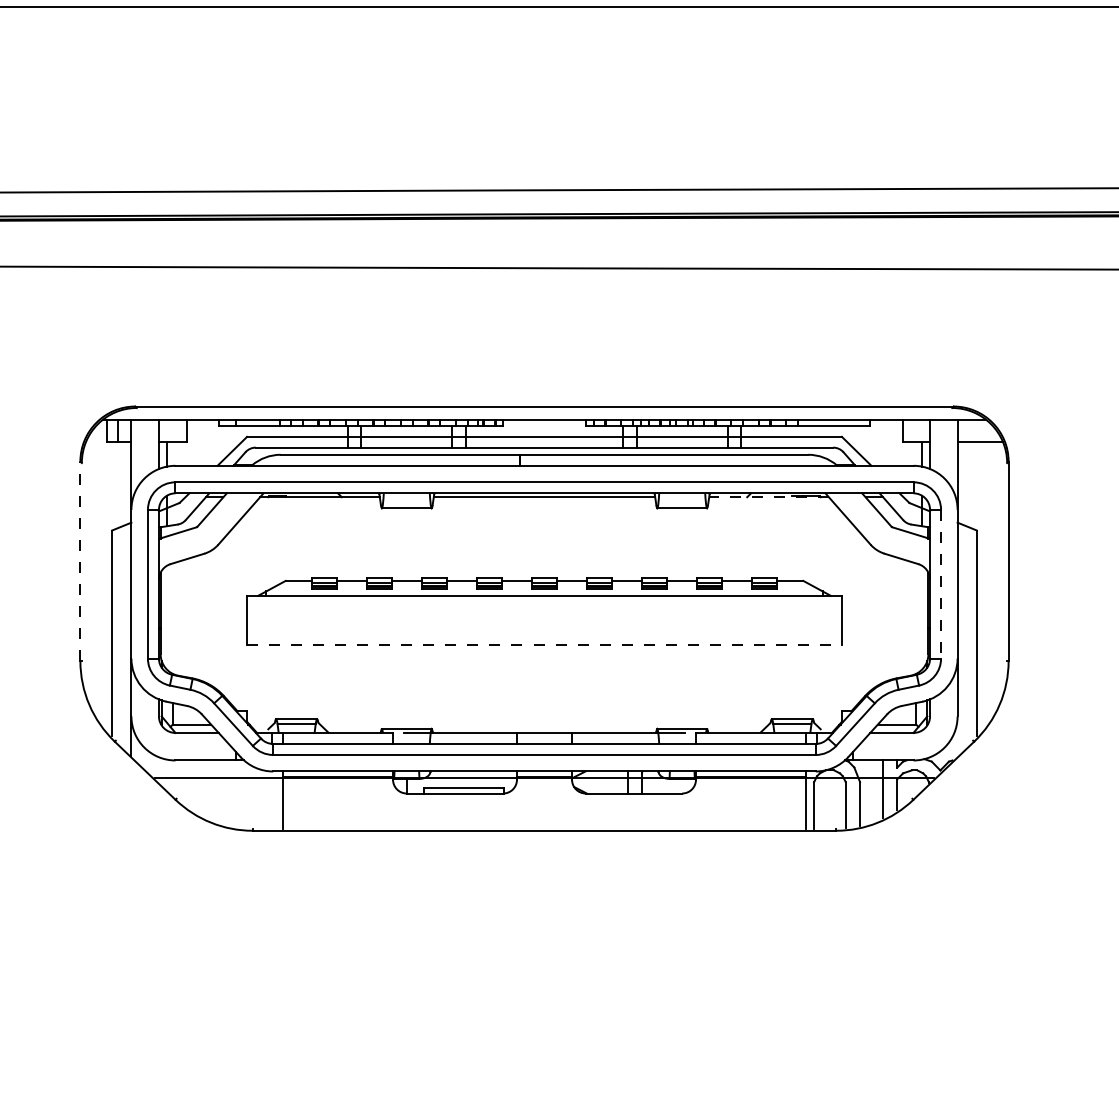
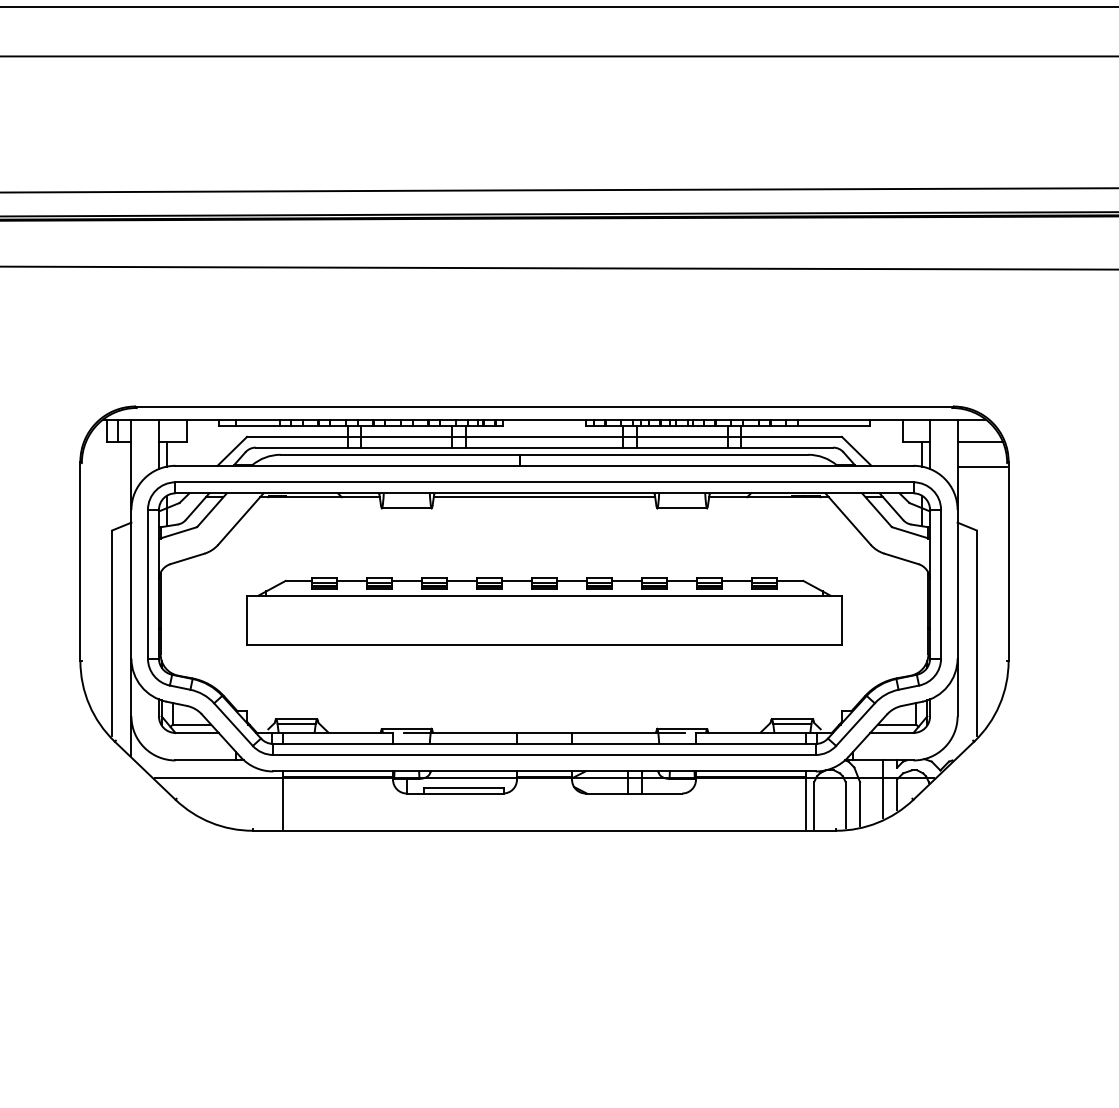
line: none -> present (558, 56)
line: none -> present (982, 466)
line: dashed -> solid (769, 497)
line: dashed -> solid (80, 561)
line: dashed -> solid (941, 584)
line: dashed -> solid (545, 645)
